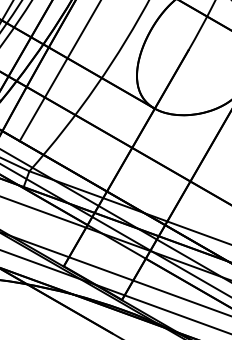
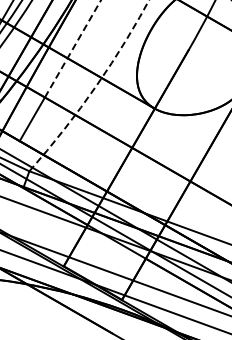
line: solid -> dashed (73, 48)
arc: solid -> dashed (93, 89)
